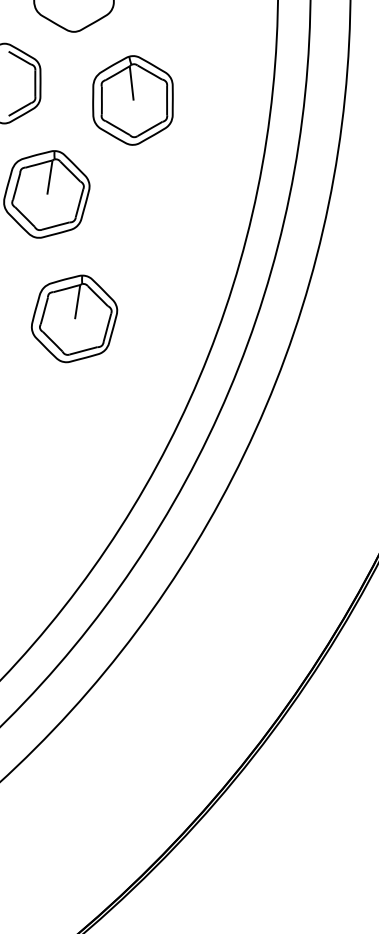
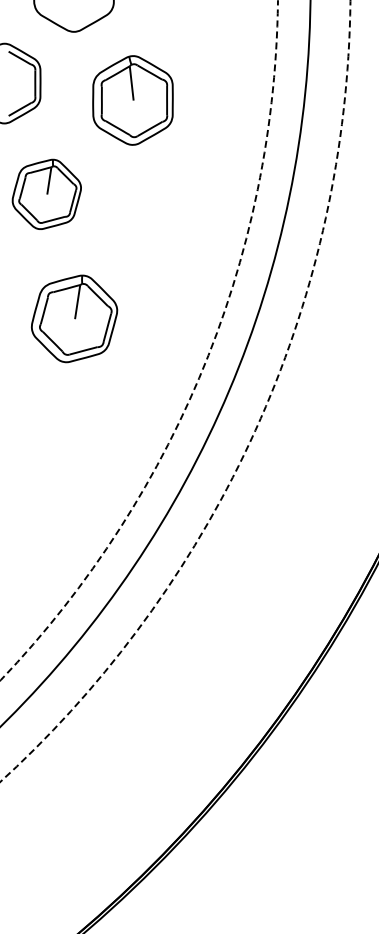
part size: 88x89 px -> 71x72 px (46, 193)
circle: solid -> dashed (138, 340)
circle: solid -> dashed (175, 391)
